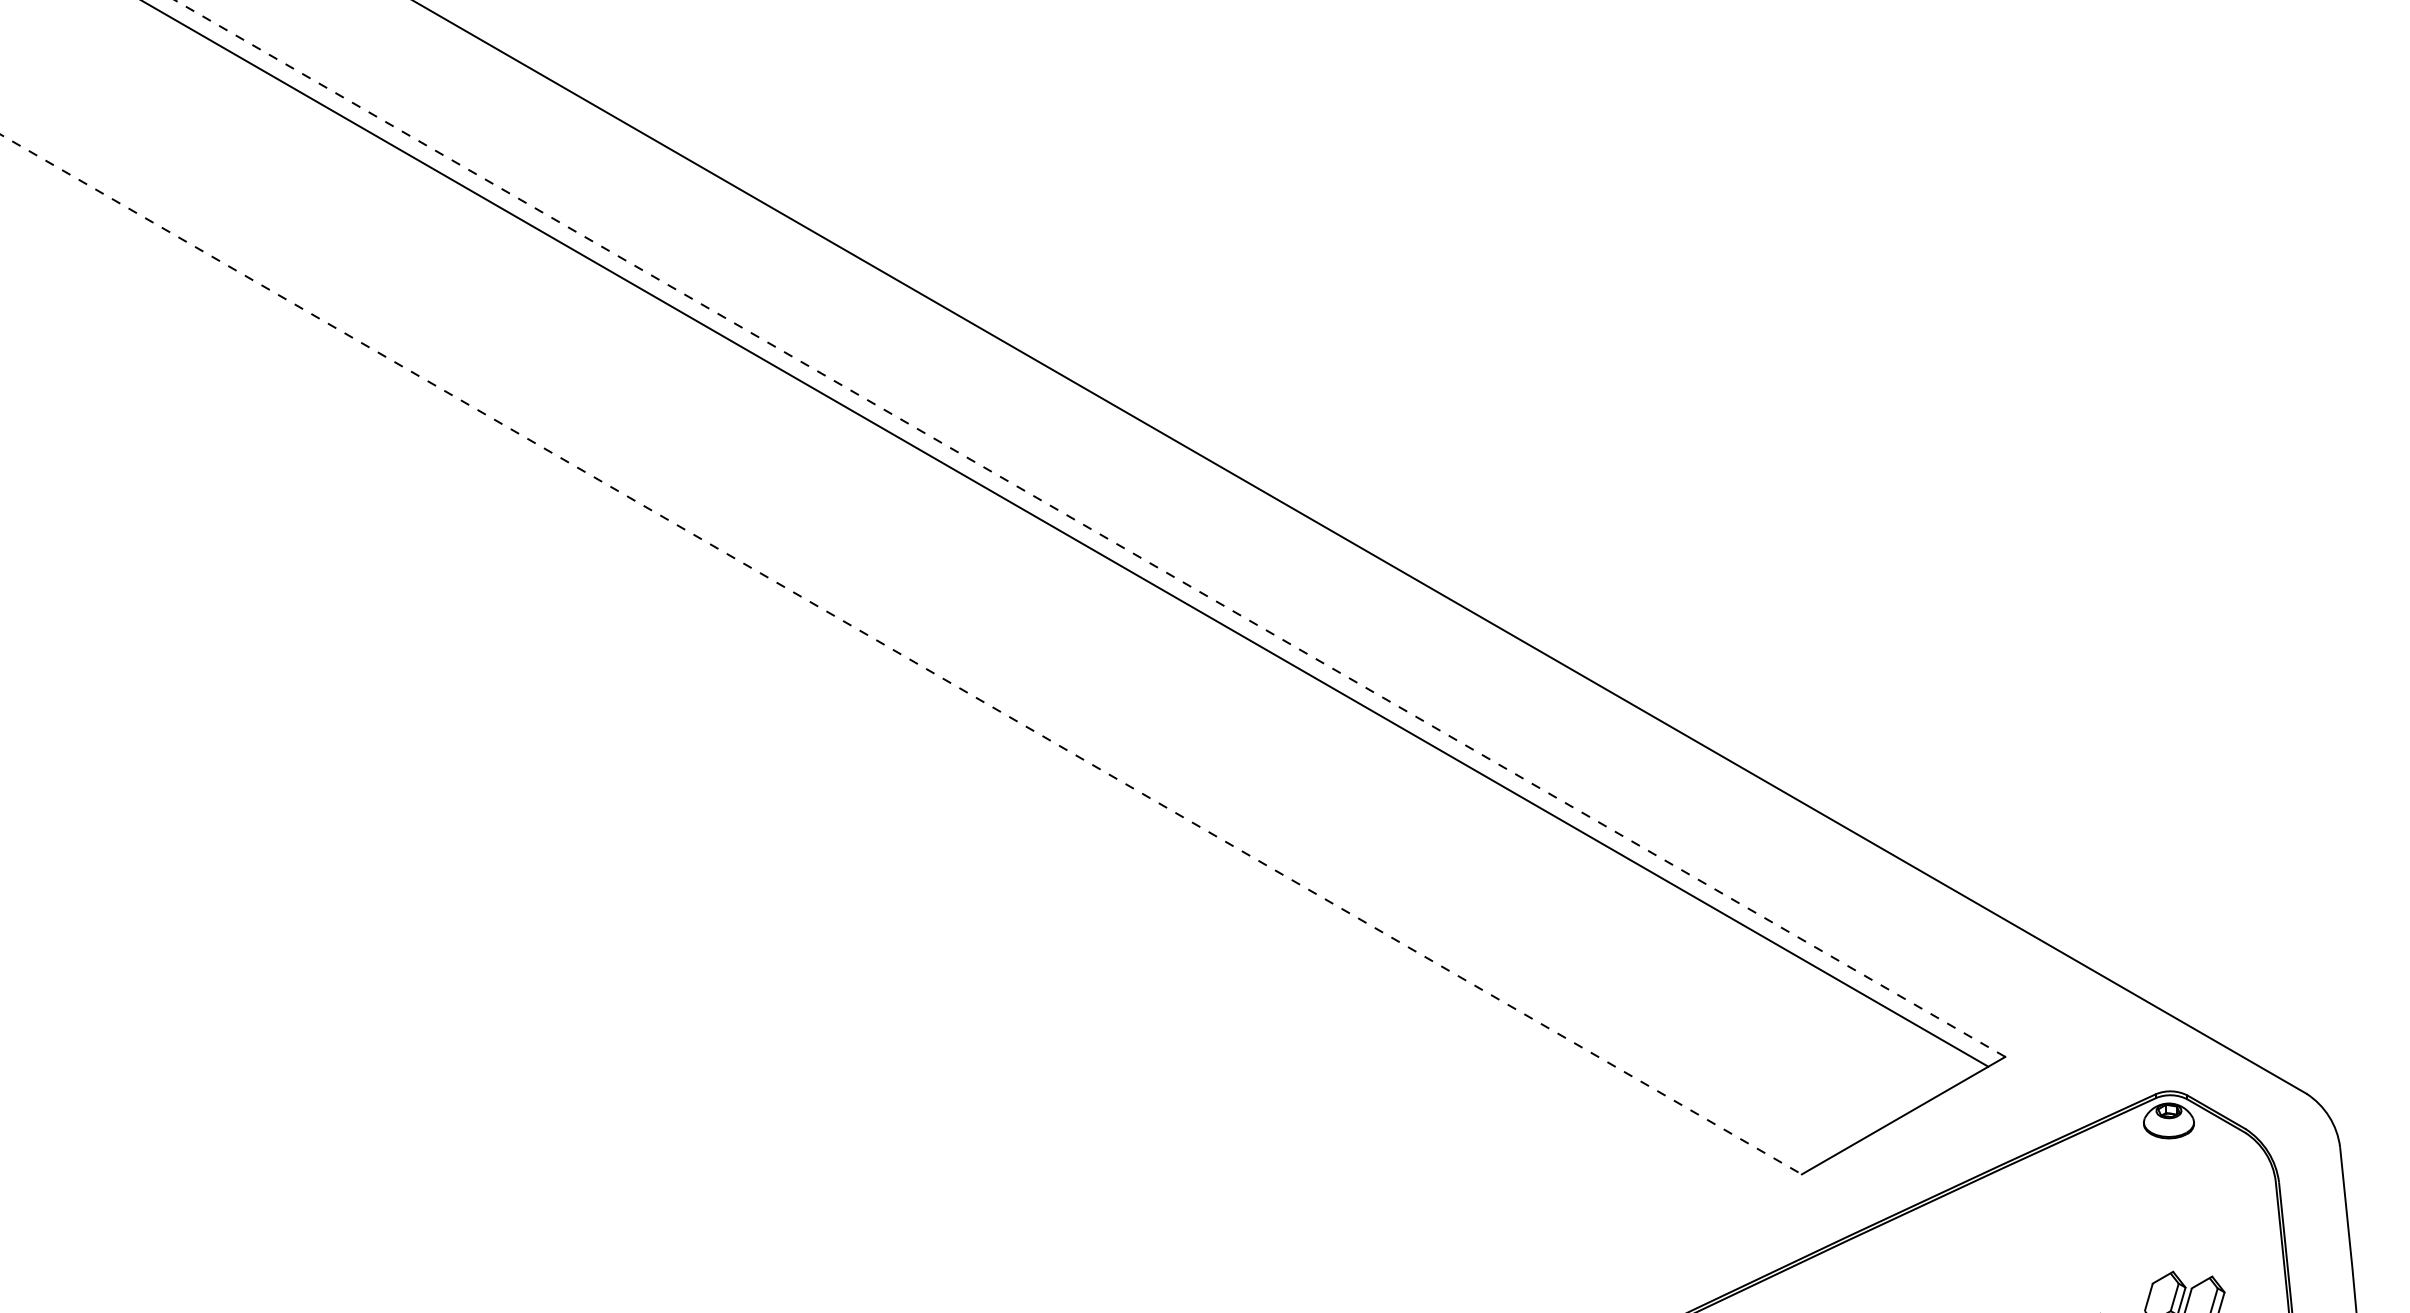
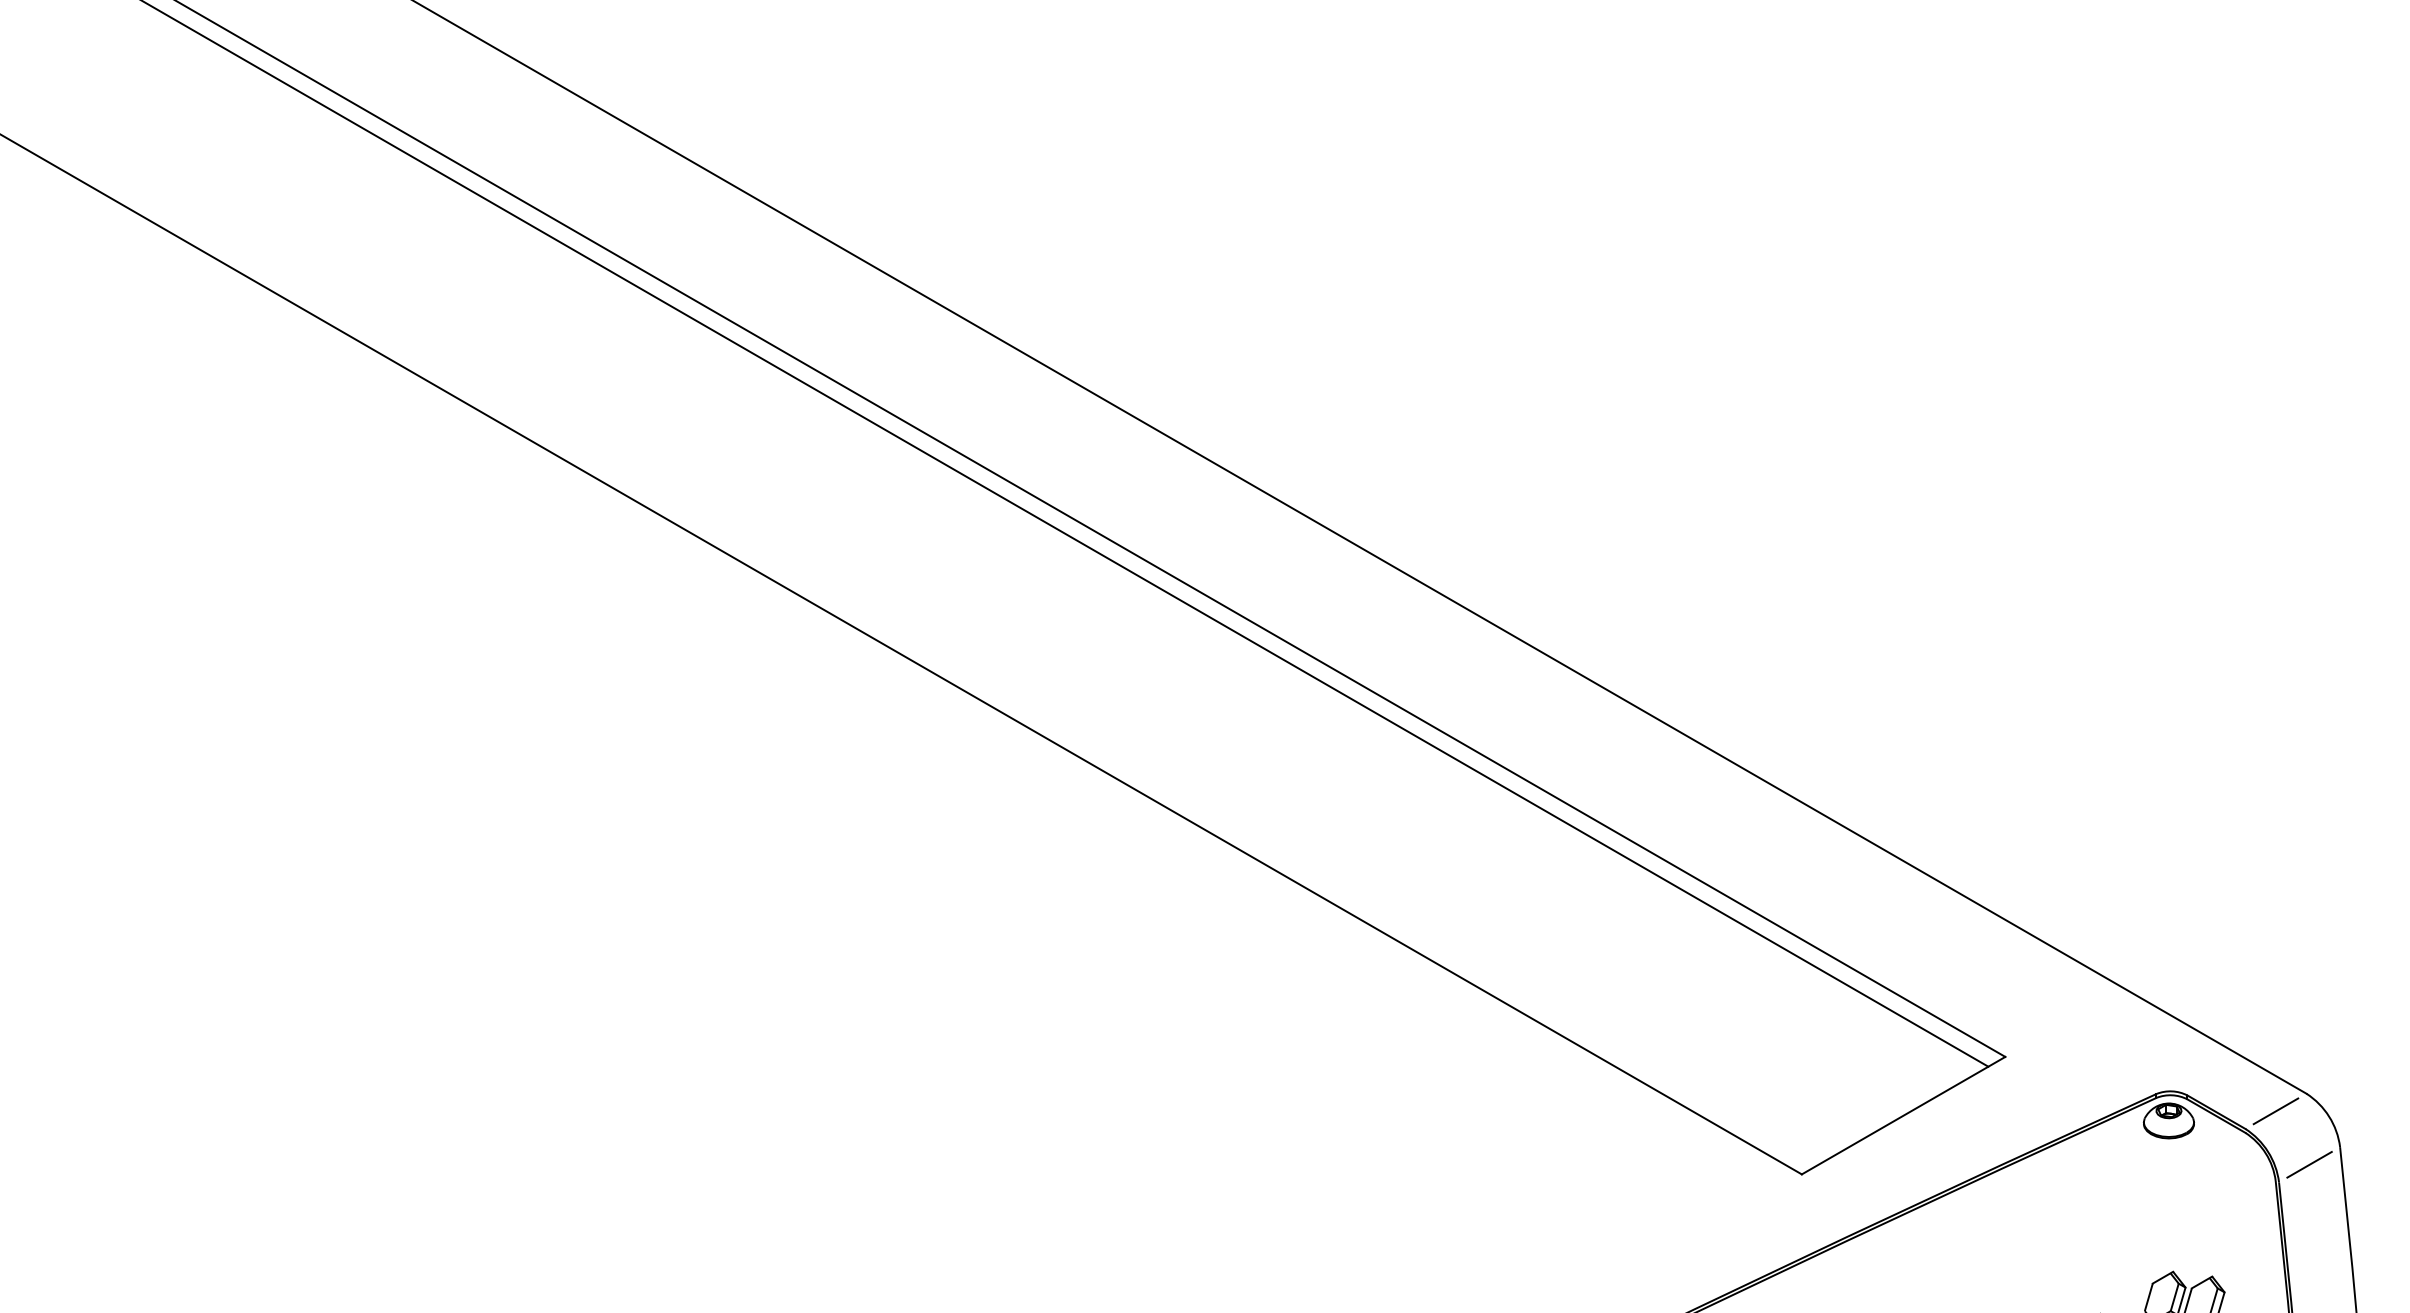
line: dashed -> solid (1090, 528)
line: dashed -> solid (901, 654)
line: none -> present (2275, 1111)
line: none -> present (2309, 1164)
